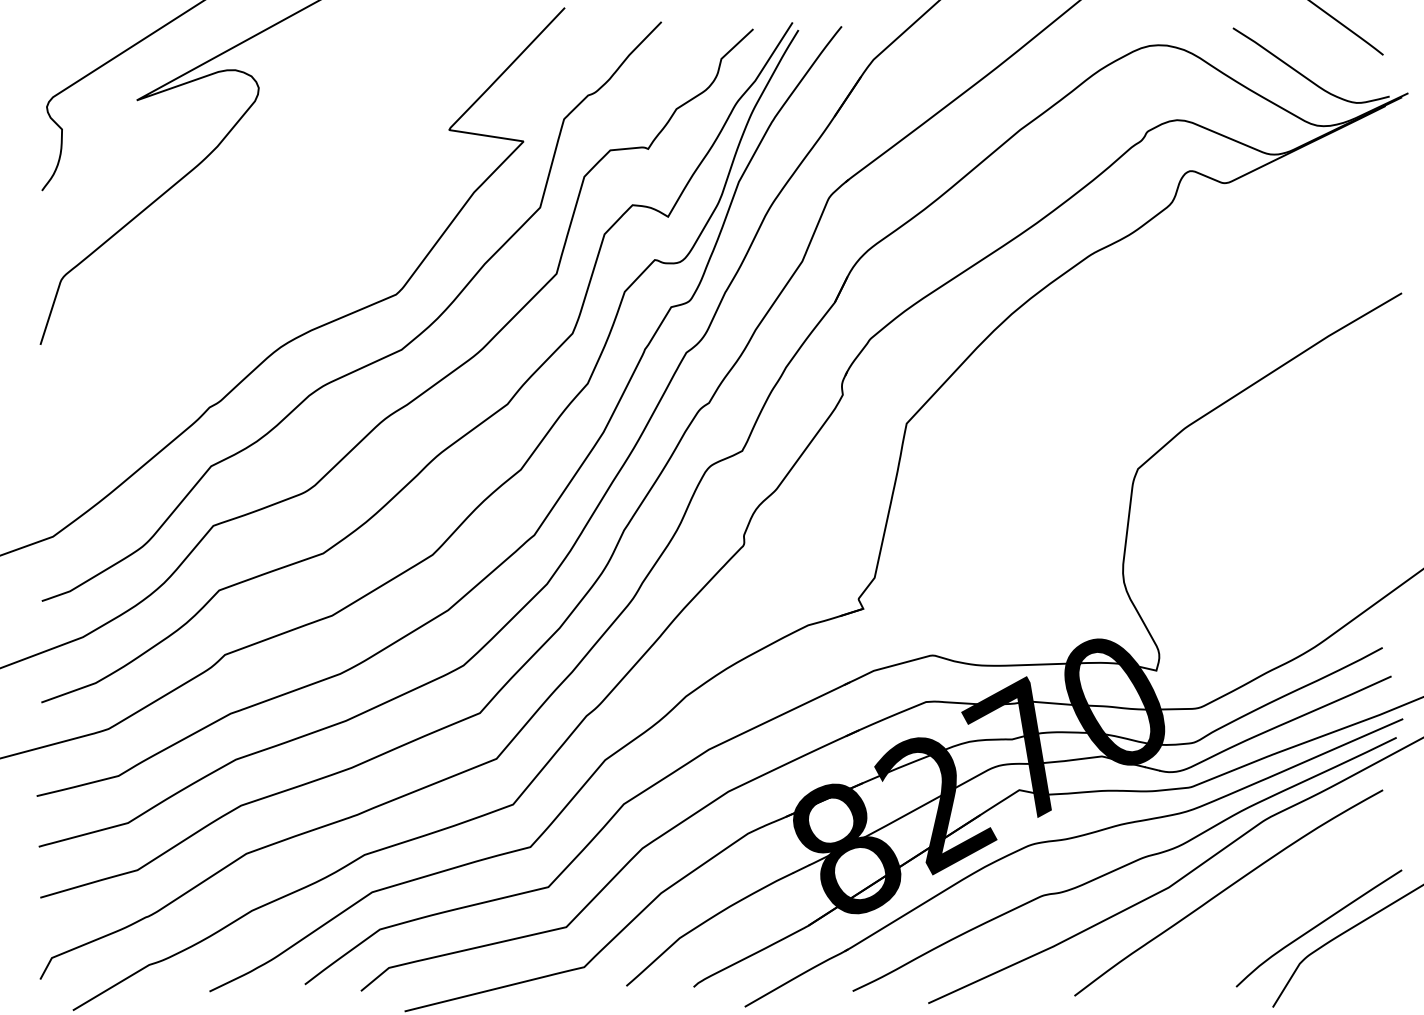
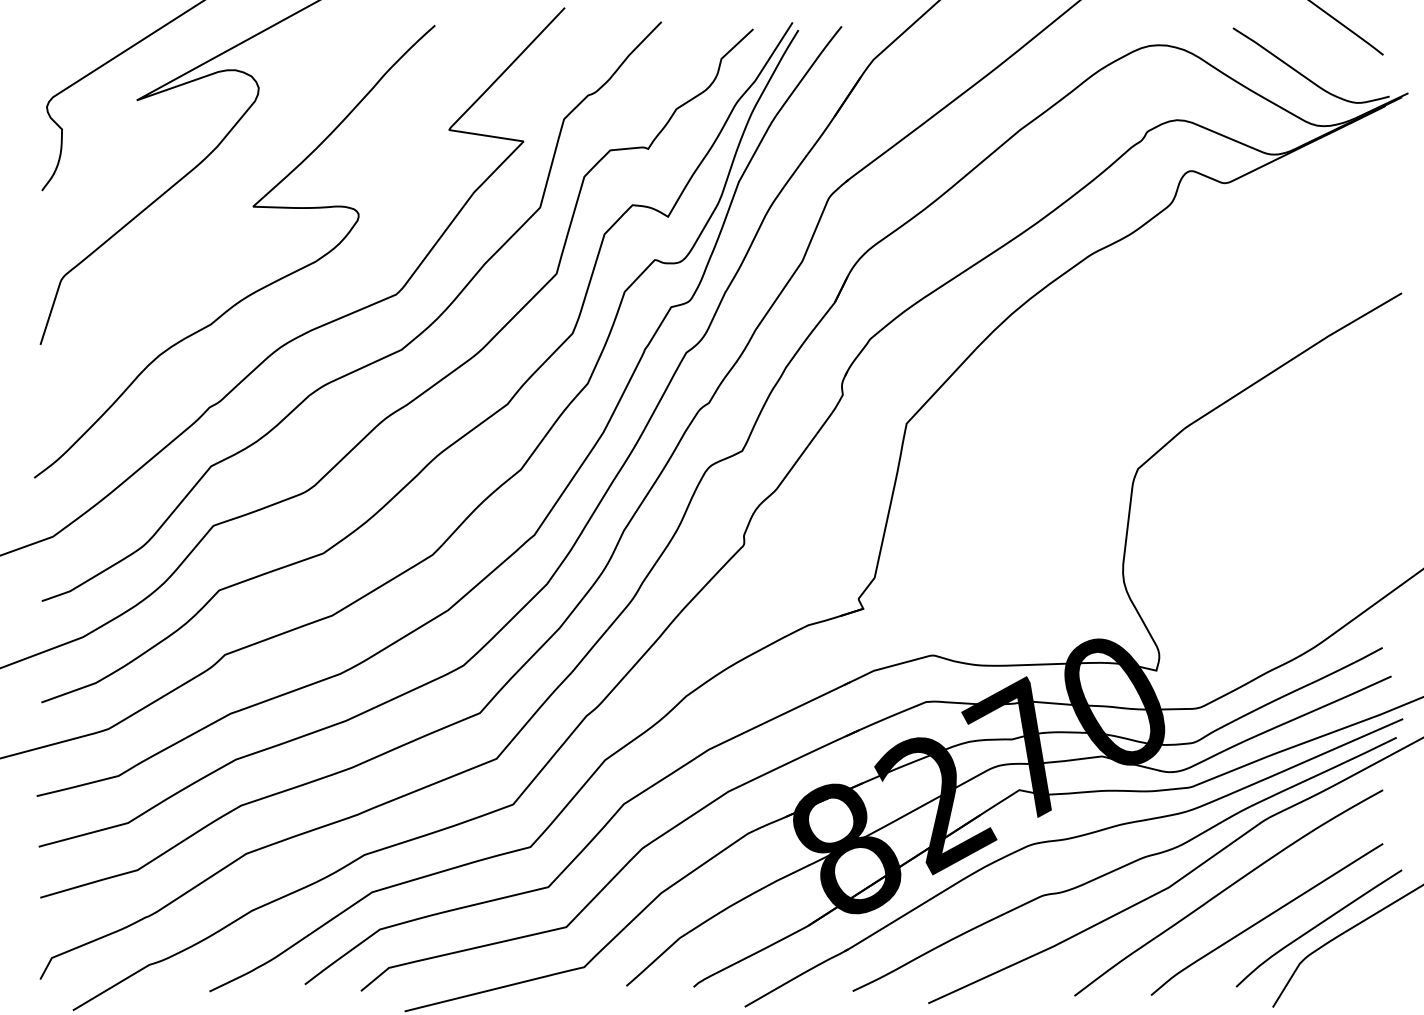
curve: none -> present (257, 289)
curve: none -> present (1266, 918)
